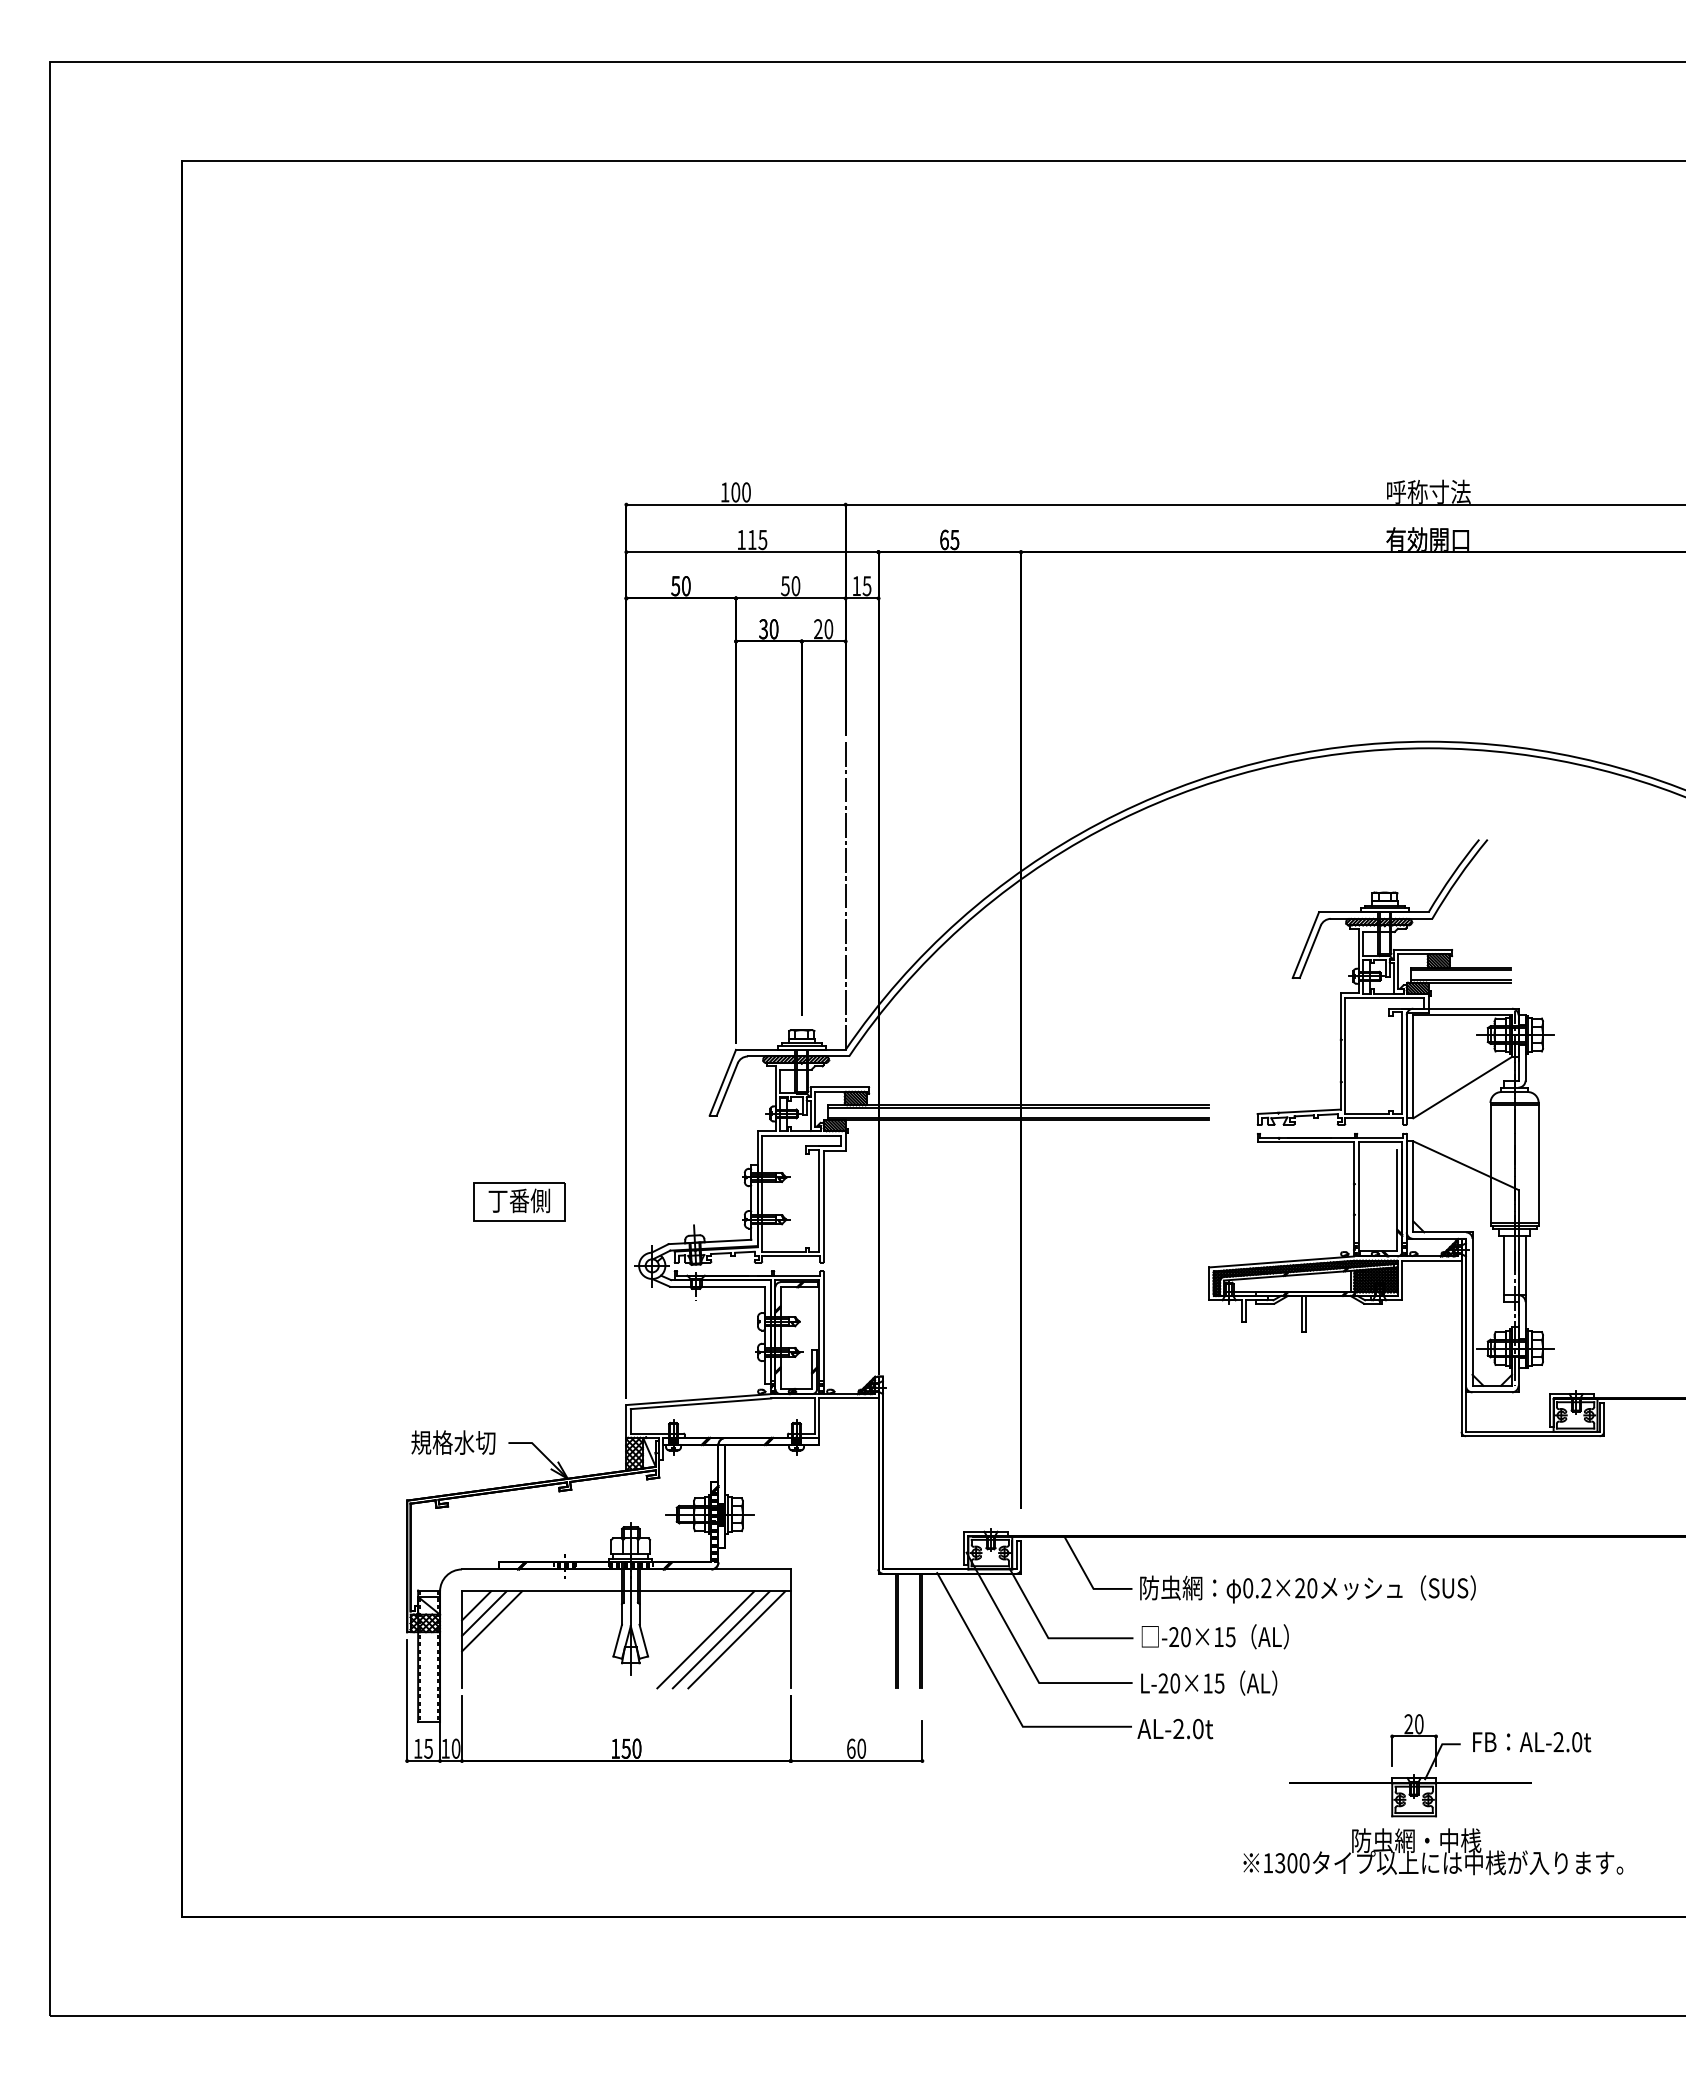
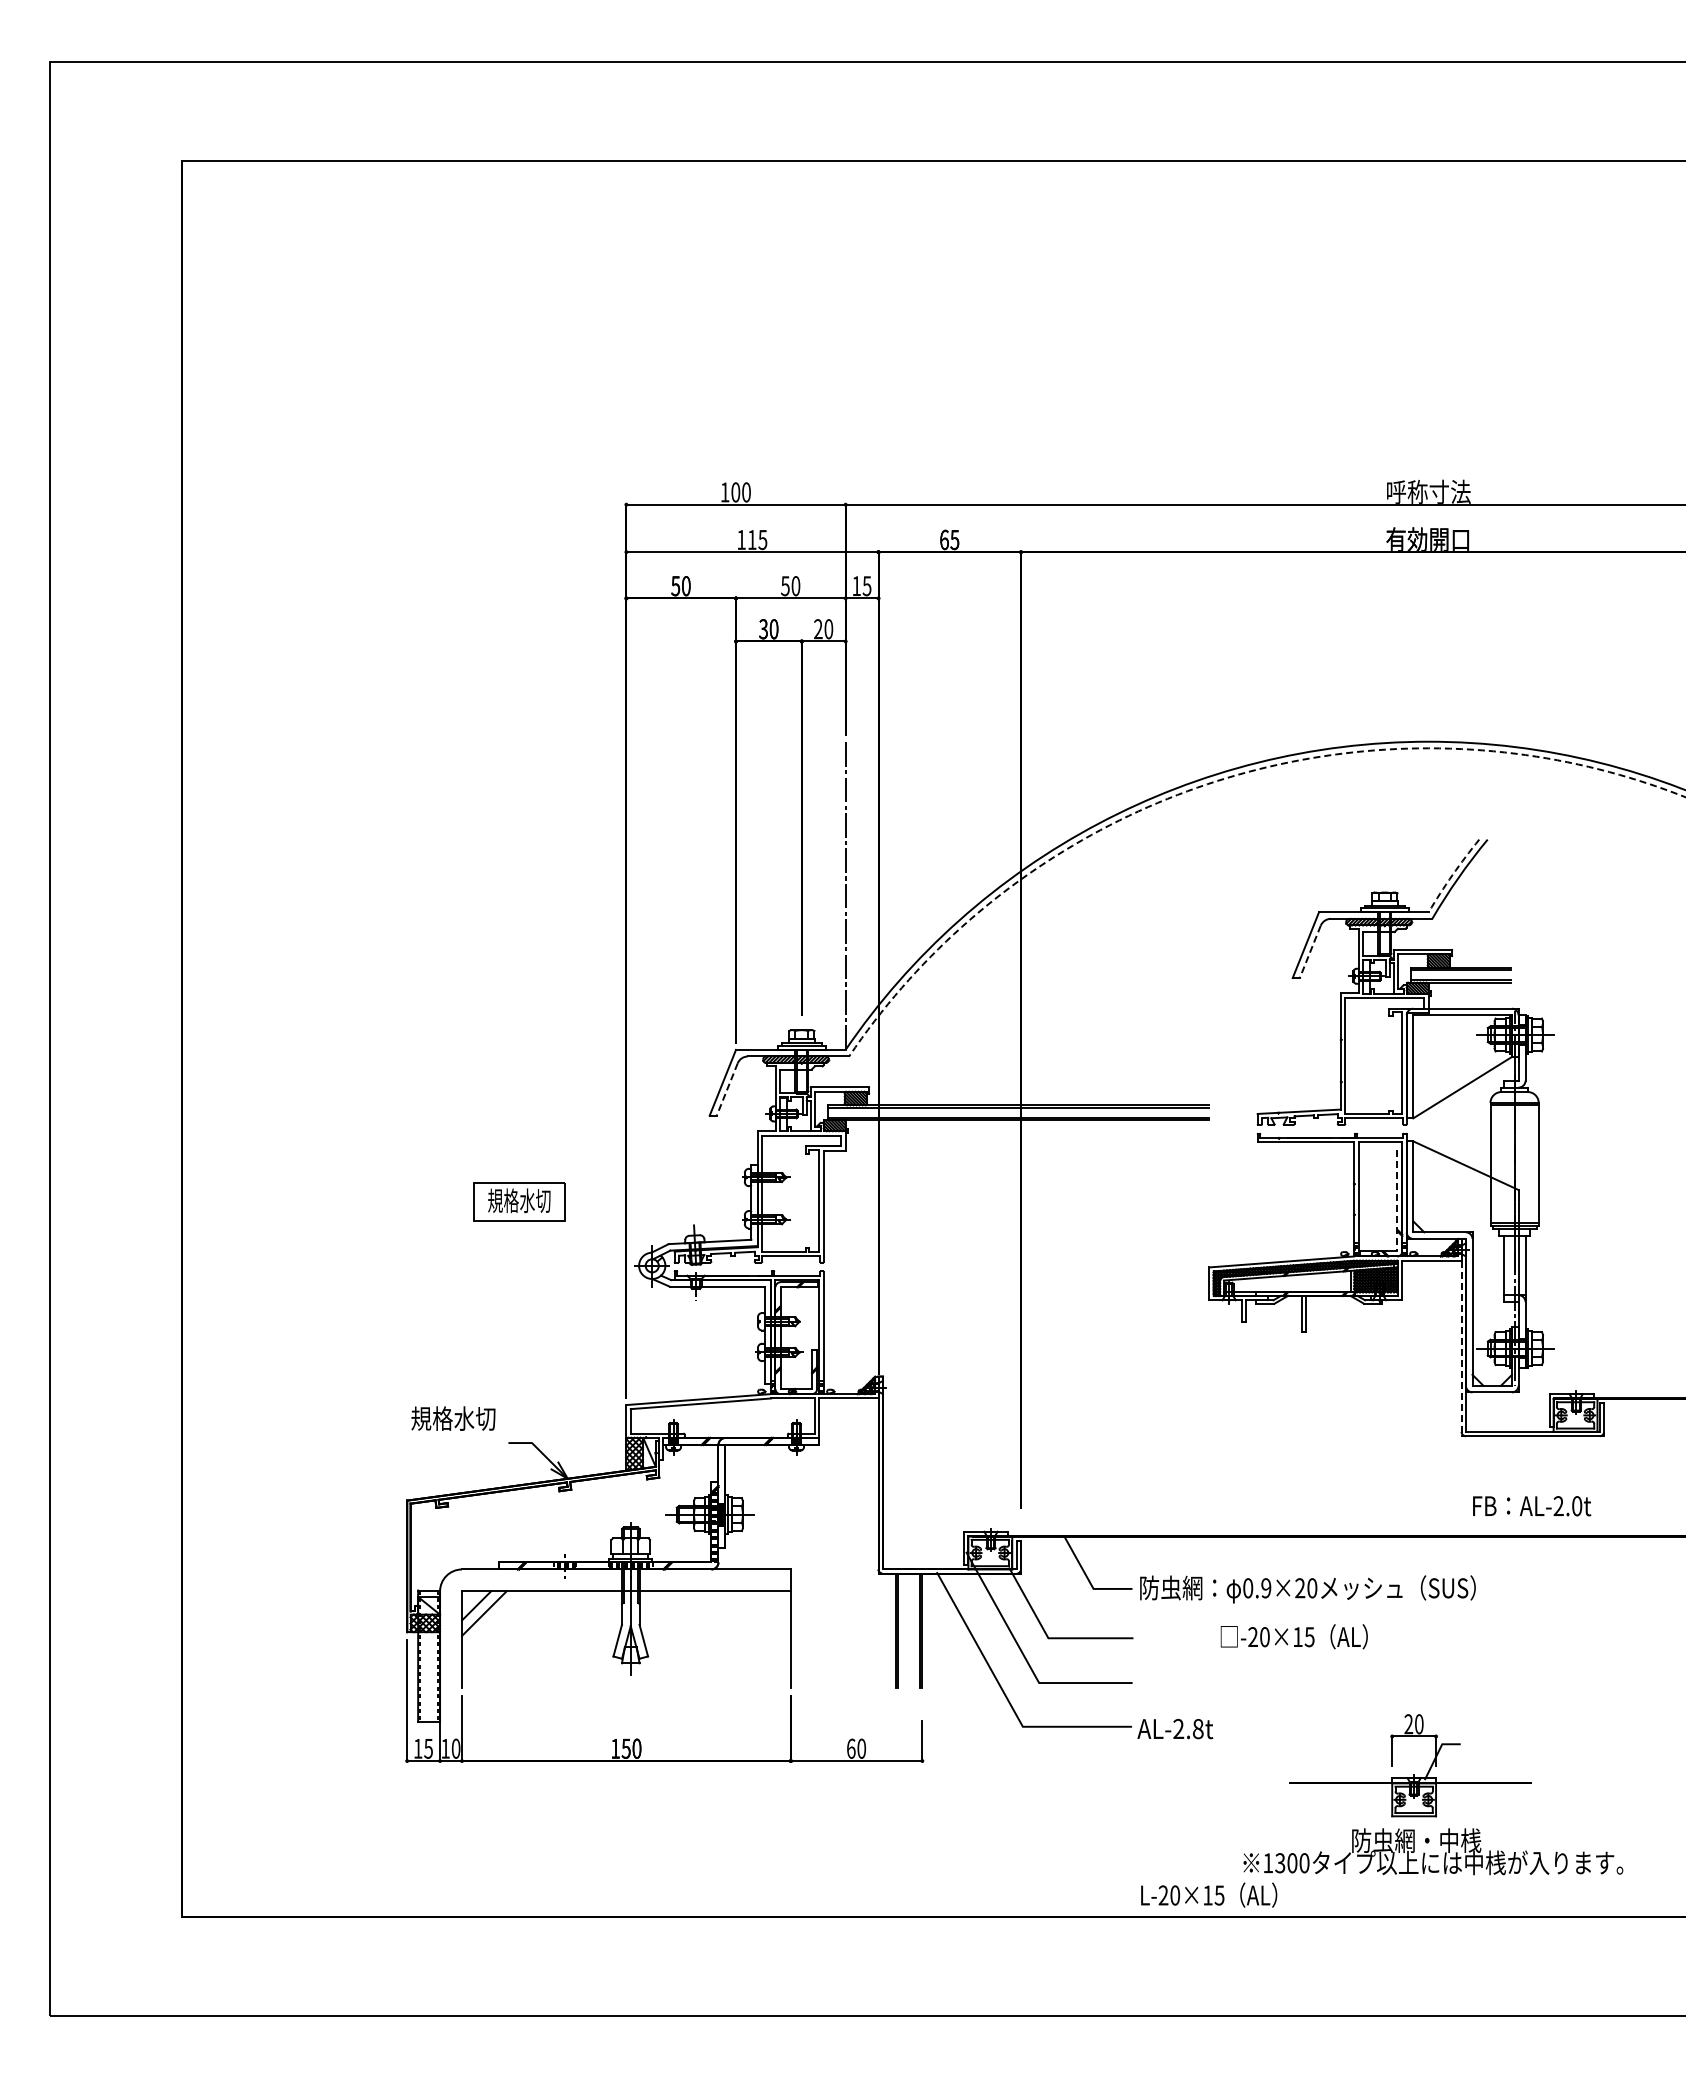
arc: solid -> dashed (1220, 780)
arc: solid -> dashed (1452, 875)
line: solid -> dashed (1310, 952)
line: solid -> dashed (727, 1089)
text: 丁番側 -> 規格水切 (519, 1200)
line: solid -> dashed (1397, 1200)
line: solid -> dashed (1461, 1337)
text position: (453, 1442) -> (453, 1418) (453, 1418)
text: 0.2×20 -> 0.9×20 (1266, 1588)
line: present -> none (492, 1621)
text position: (1214, 1636) -> (1293, 1636) (1293, 1636)
line: present -> none (705, 1639)
line: present -> none (720, 1639)
line: present -> none (736, 1639)
text position: (1209, 1682) -> (1209, 1894) (1209, 1894)
text: AL-2.0t -> AL-2.8t (1198, 1728)
text position: (1532, 1742) -> (1532, 1506) (1532, 1506)
